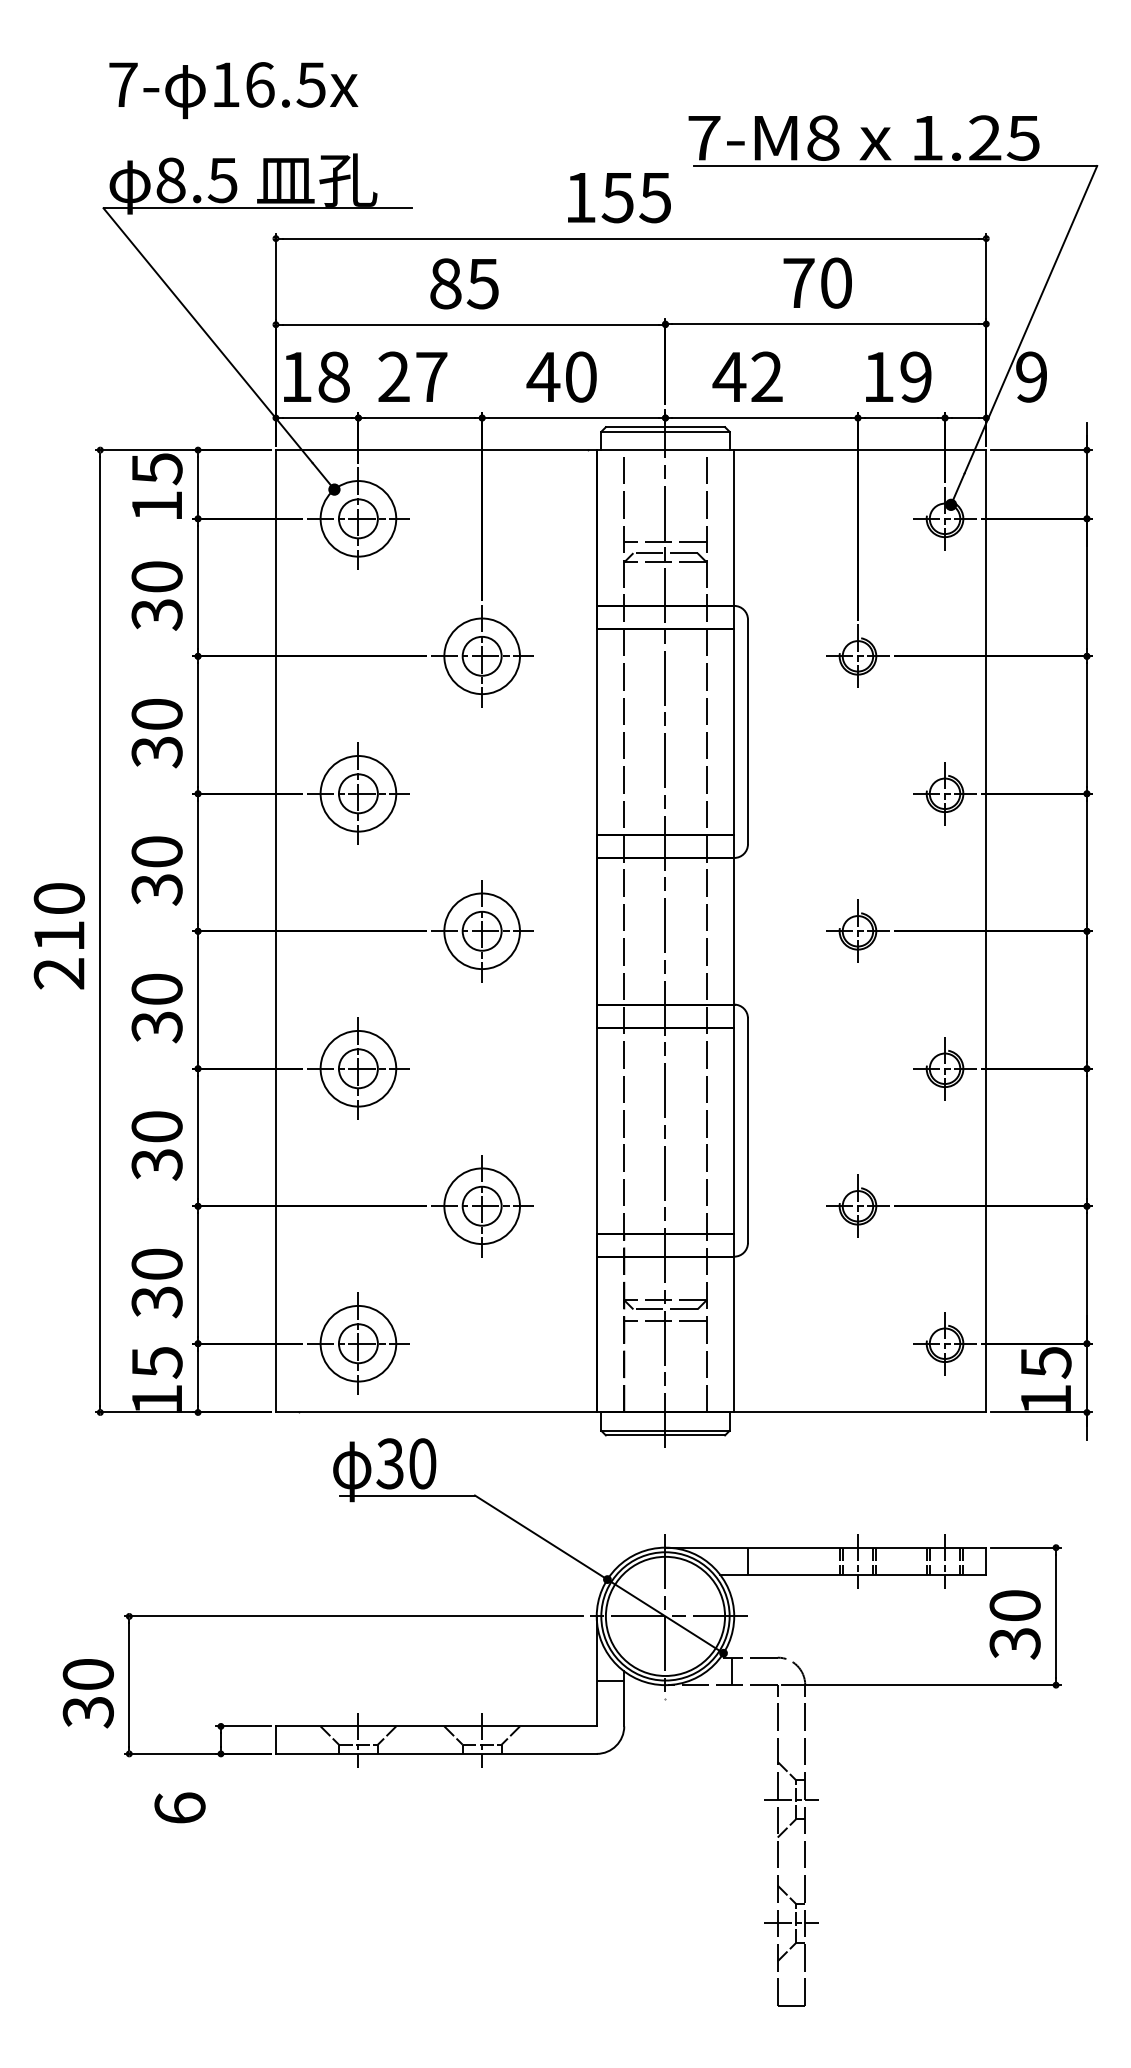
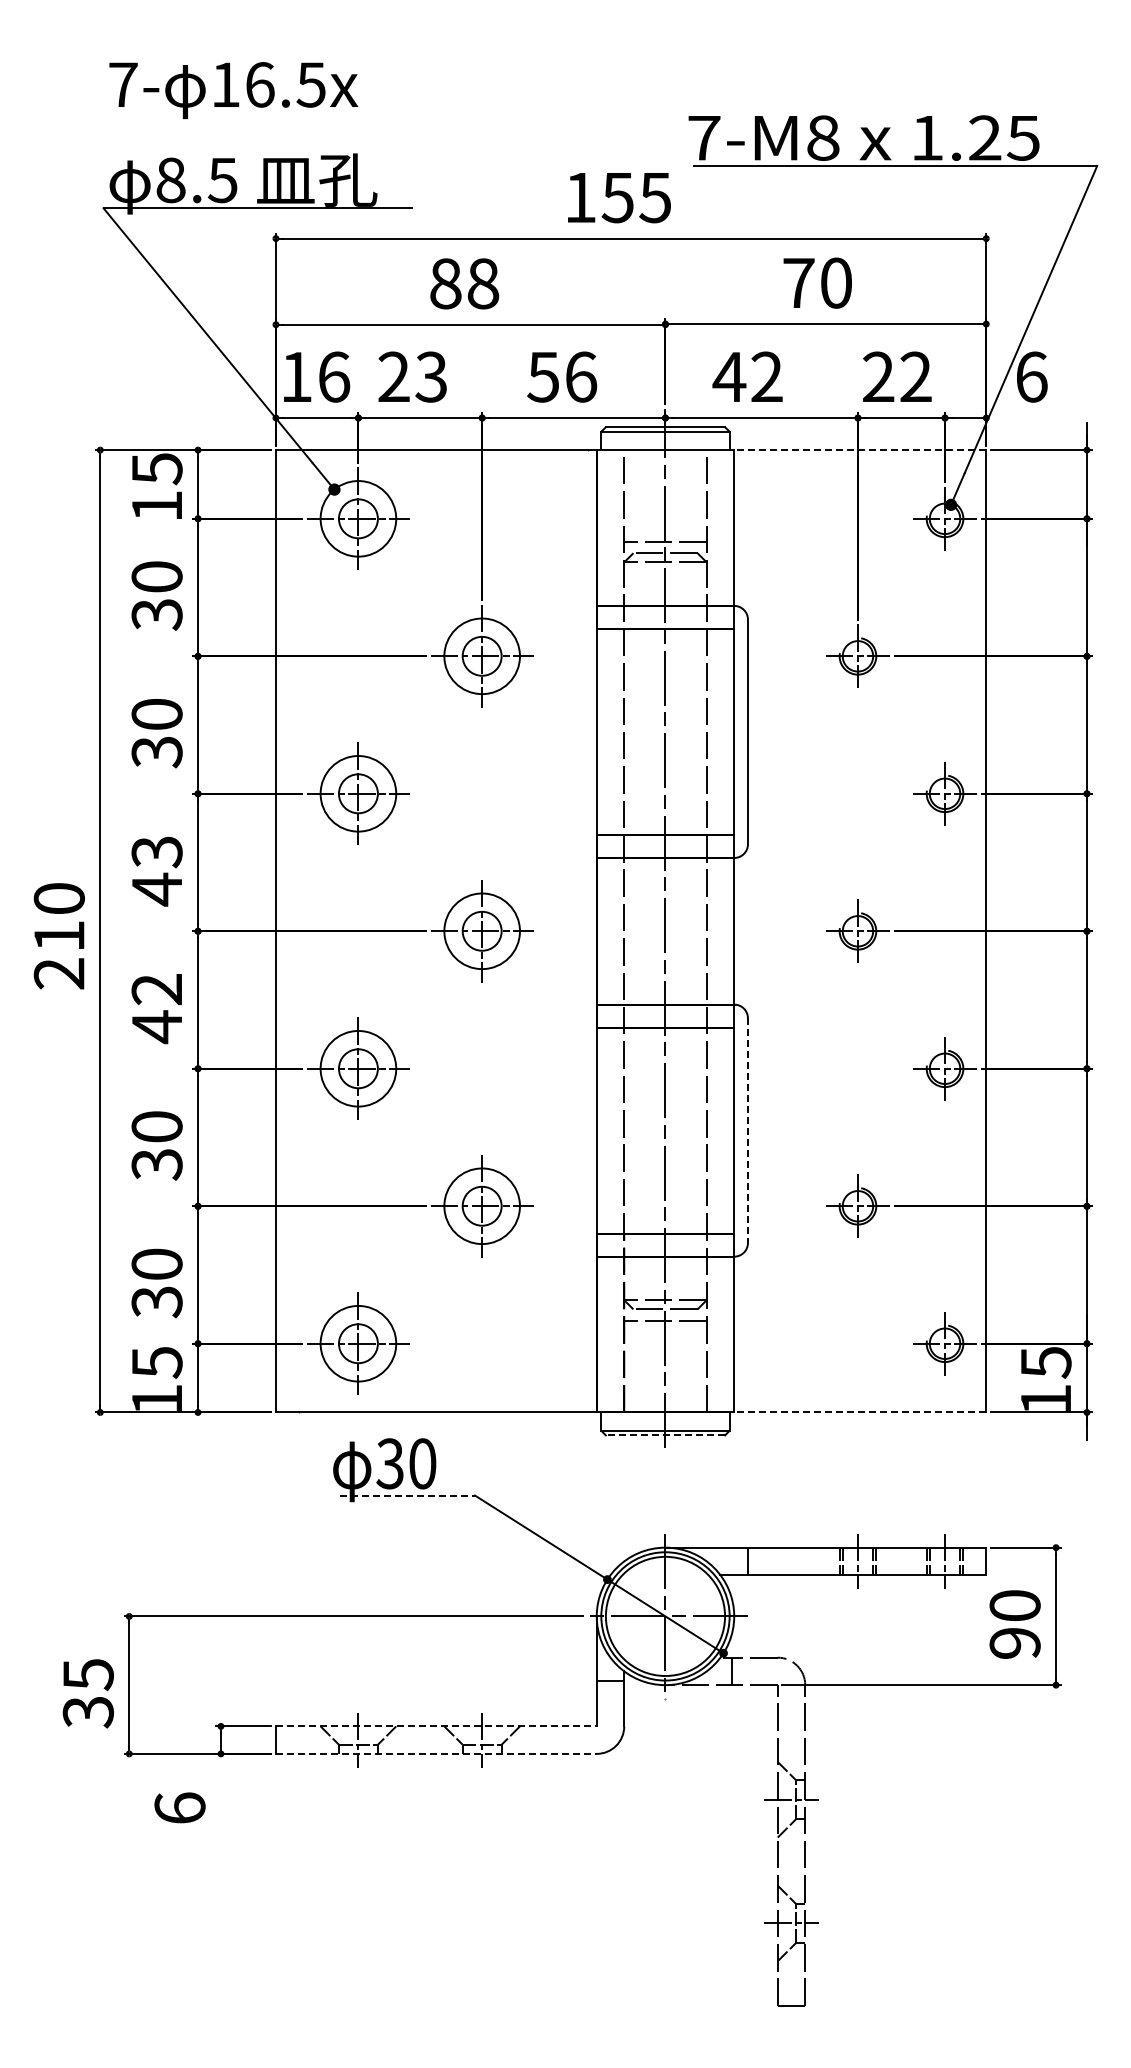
text: 85 -> 88 (482, 283)
text: 18 -> 16 (334, 376)
text: 27 -> 23 (431, 376)
text: 40 -> 56 (561, 376)
text: 19 -> 22 (897, 376)
text: 9 -> 6 (1031, 376)
line: solid -> dashed (859, 450)
text: 30 -> 43 (156, 871)
text: 30 -> 42 (156, 1008)
line: solid -> dashed (747, 1131)
line: solid -> dashed (859, 1412)
line: solid -> dashed (665, 1435)
line: solid -> dashed (407, 1495)
text: 30 -> 90 (1014, 1643)
text: 30 -> 35 (87, 1675)
line: solid -> dashed (436, 1726)
line: solid -> dashed (436, 1753)
